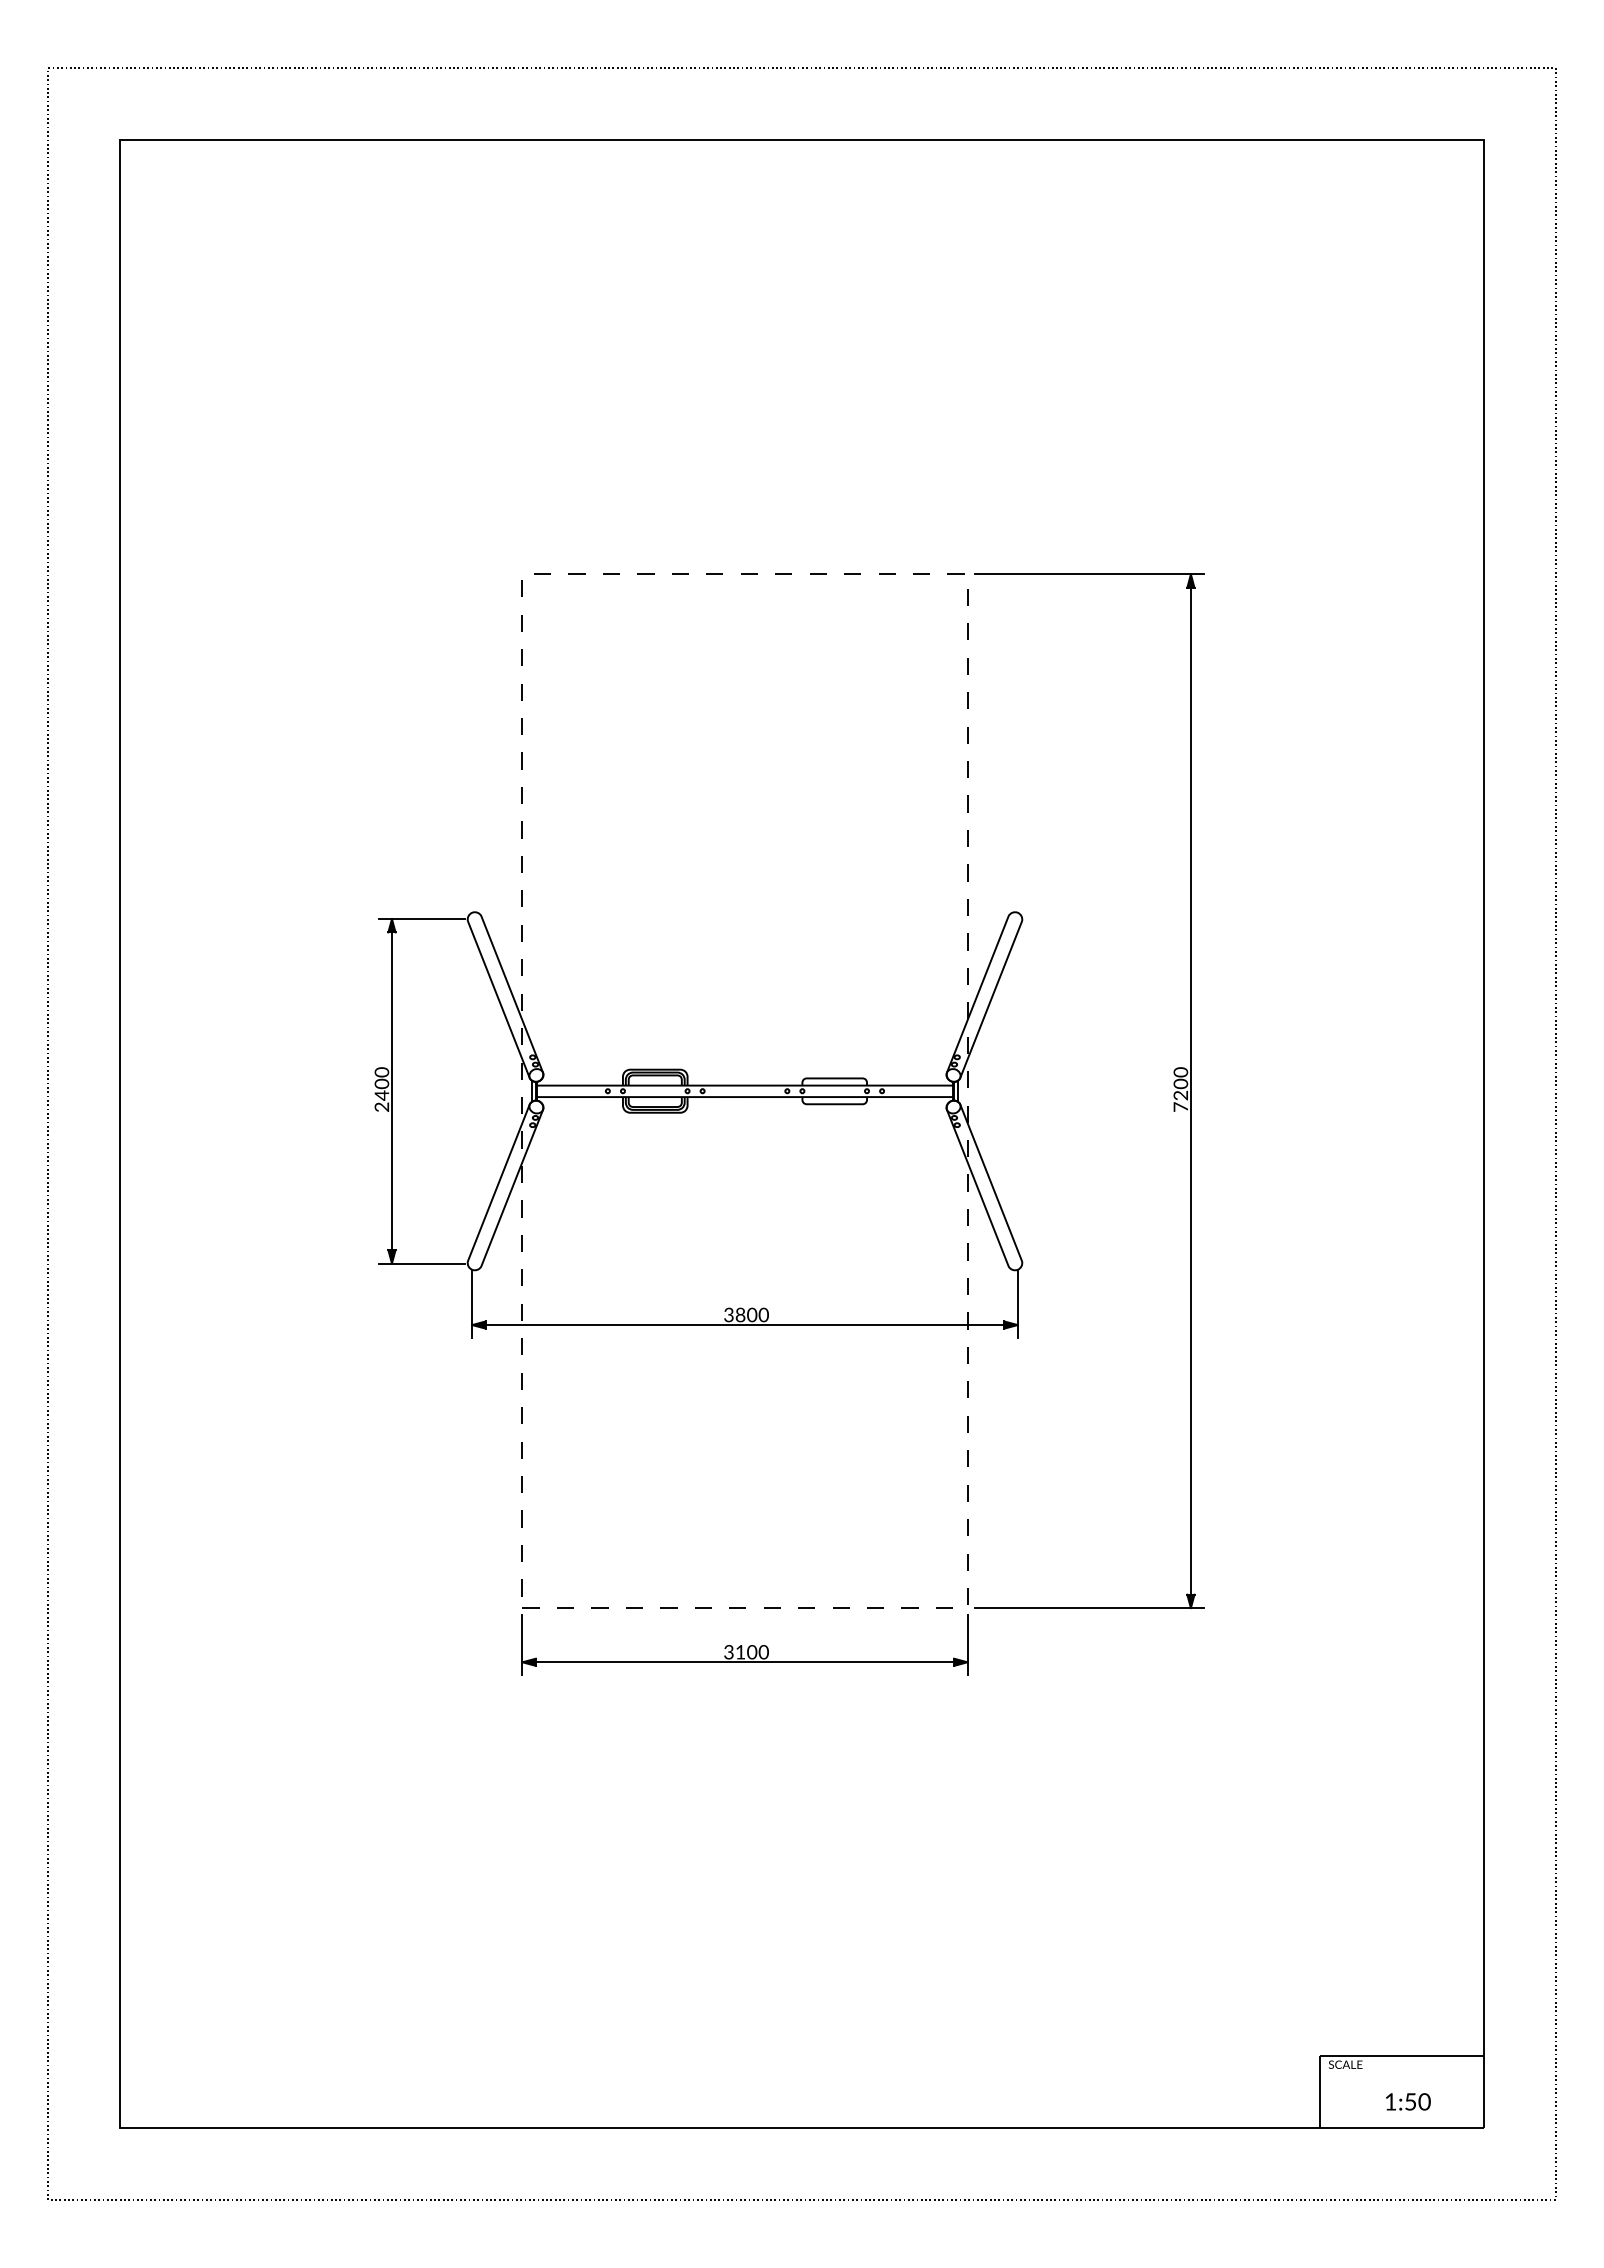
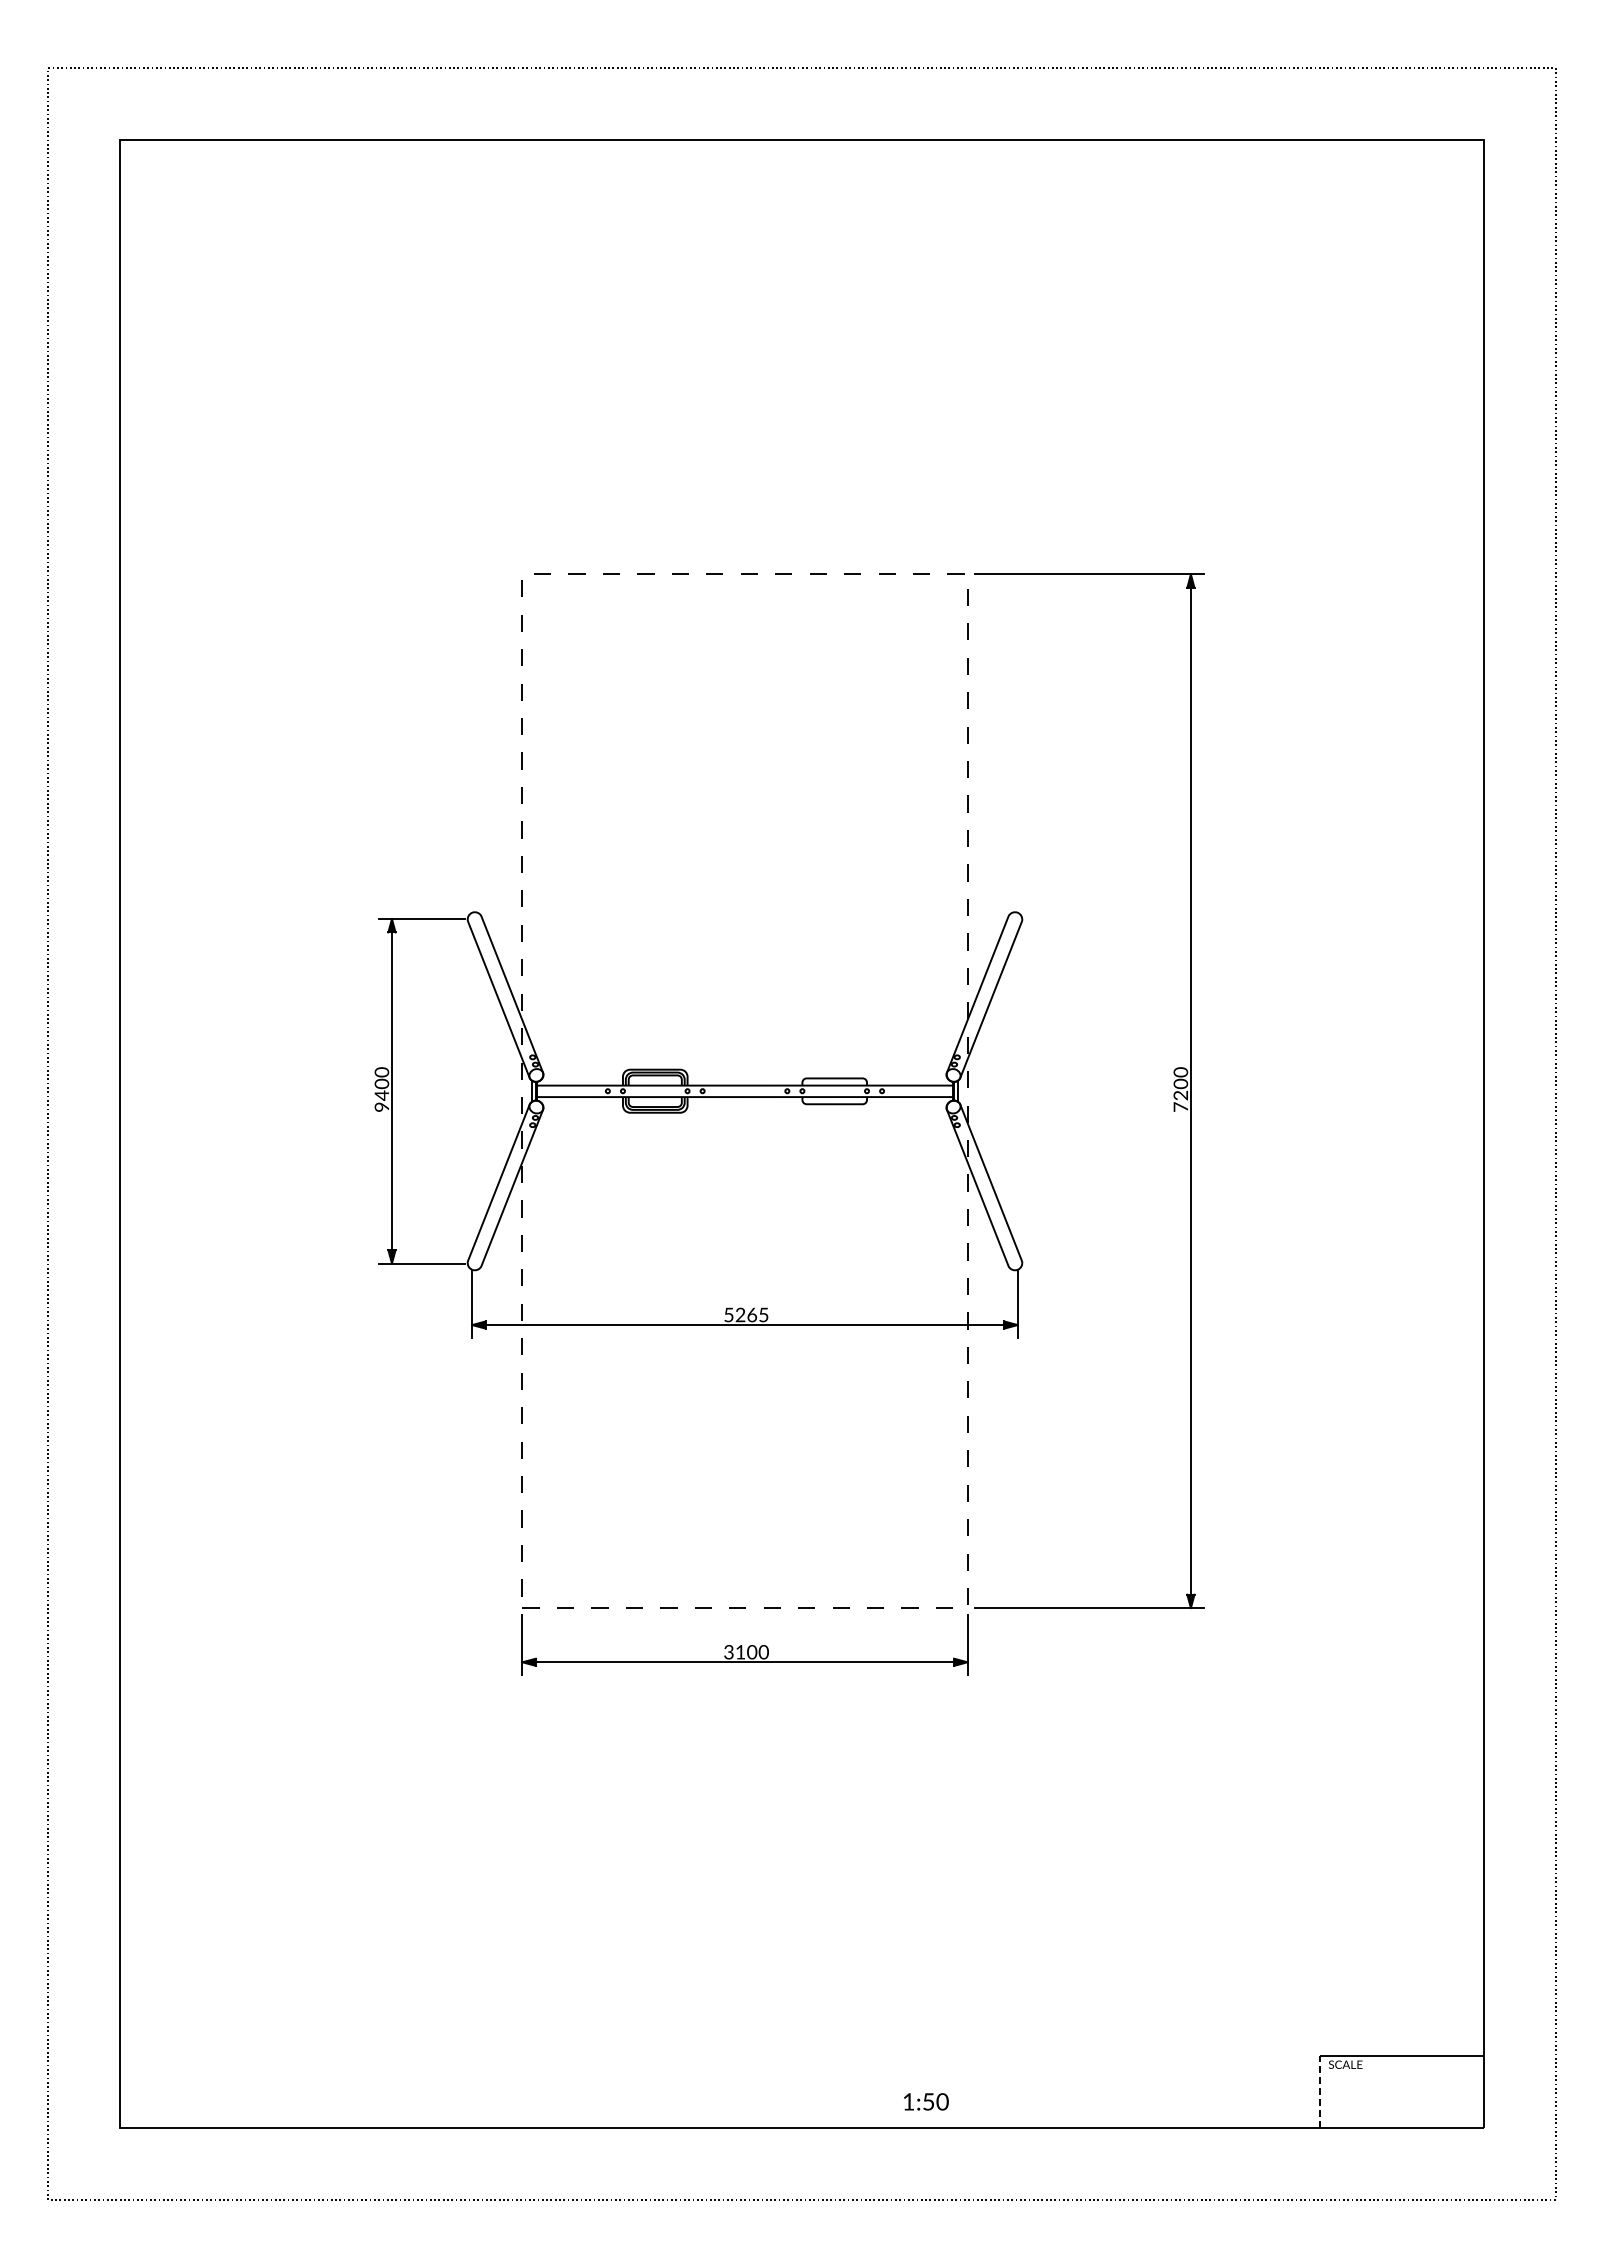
text: 2400 -> 9400 (382, 1106)
text: 3800 -> 5265 (746, 1314)
line: solid -> dashed (1320, 2092)
text position: (1408, 2101) -> (926, 2101) (926, 2101)
